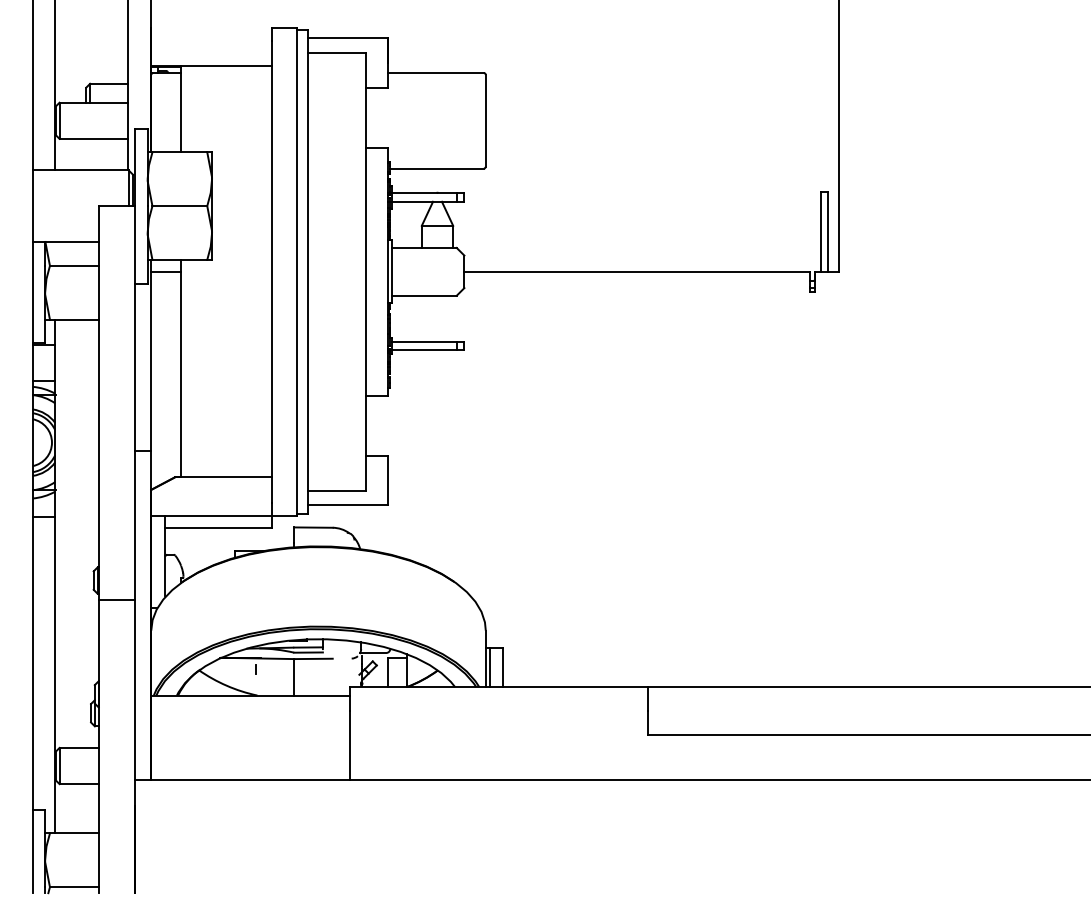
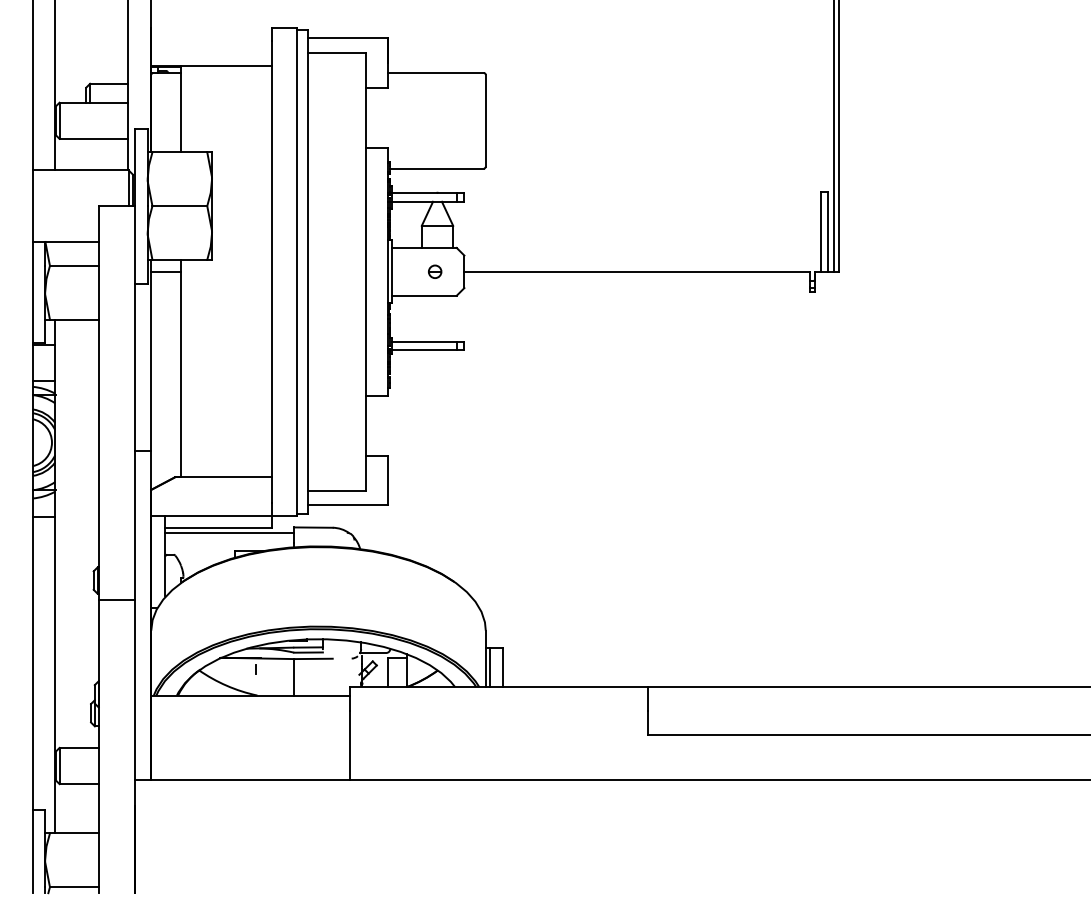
line: none -> present (833, 136)
part: none -> present (435, 271)
line: none -> present (229, 532)
